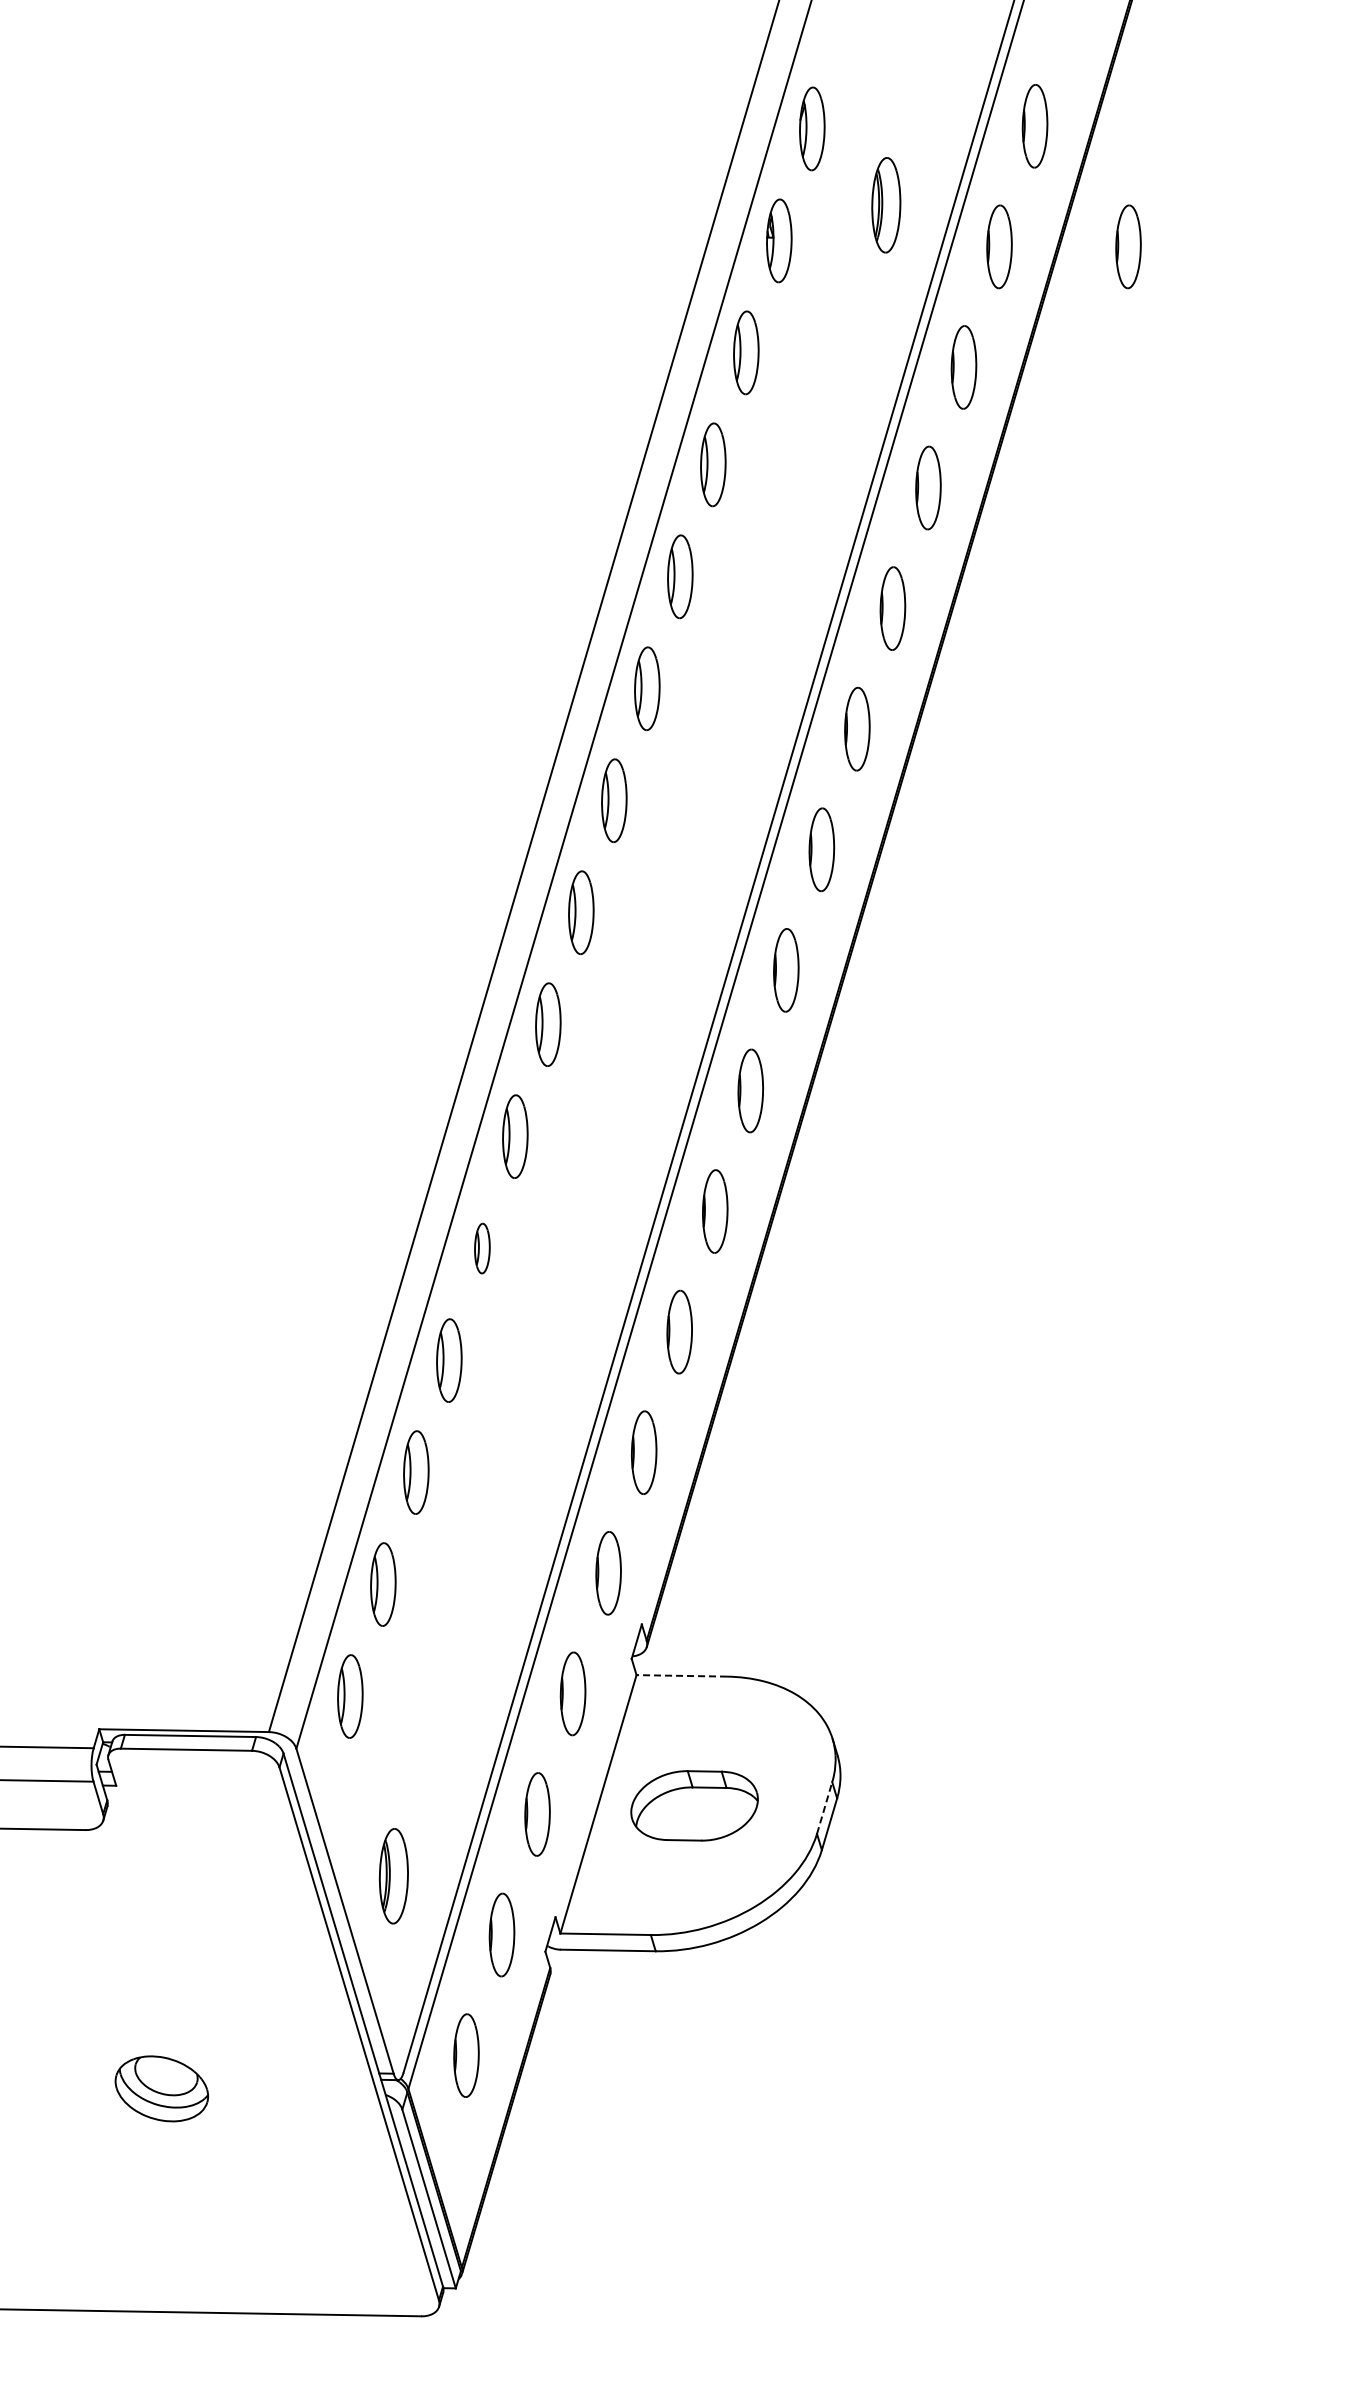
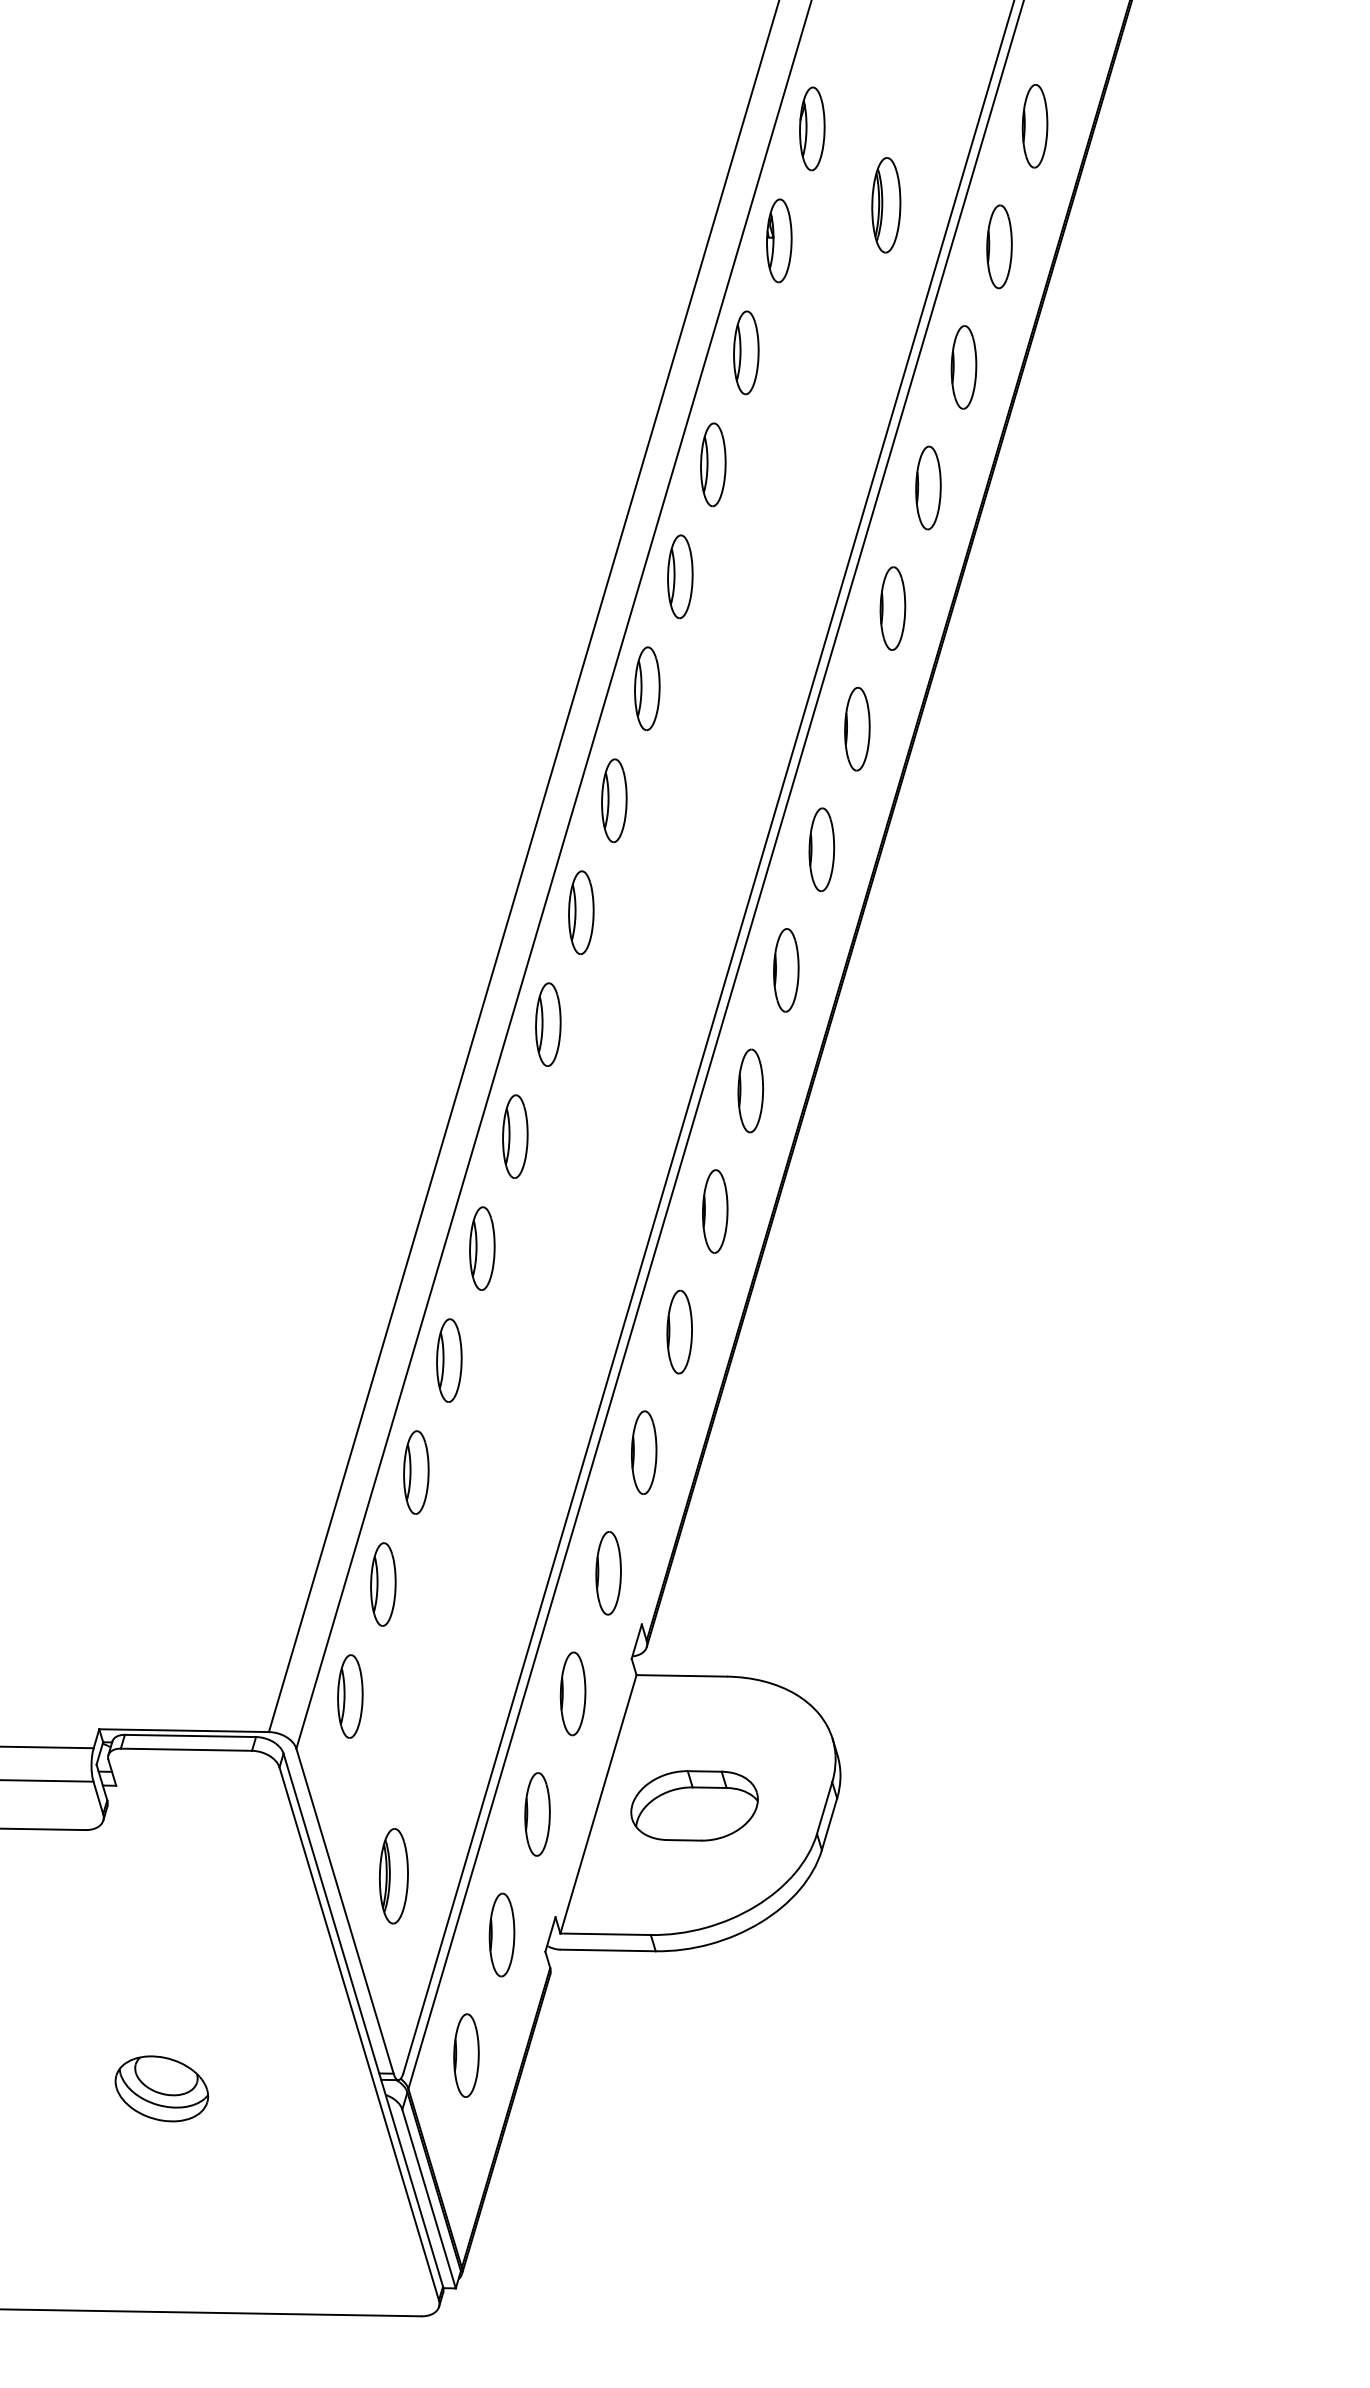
part: present -> none (1128, 246)
part size: 17x53 px -> 27x85 px (482, 1248)
line: dashed -> solid (681, 1675)
line: dashed -> solid (824, 1808)
